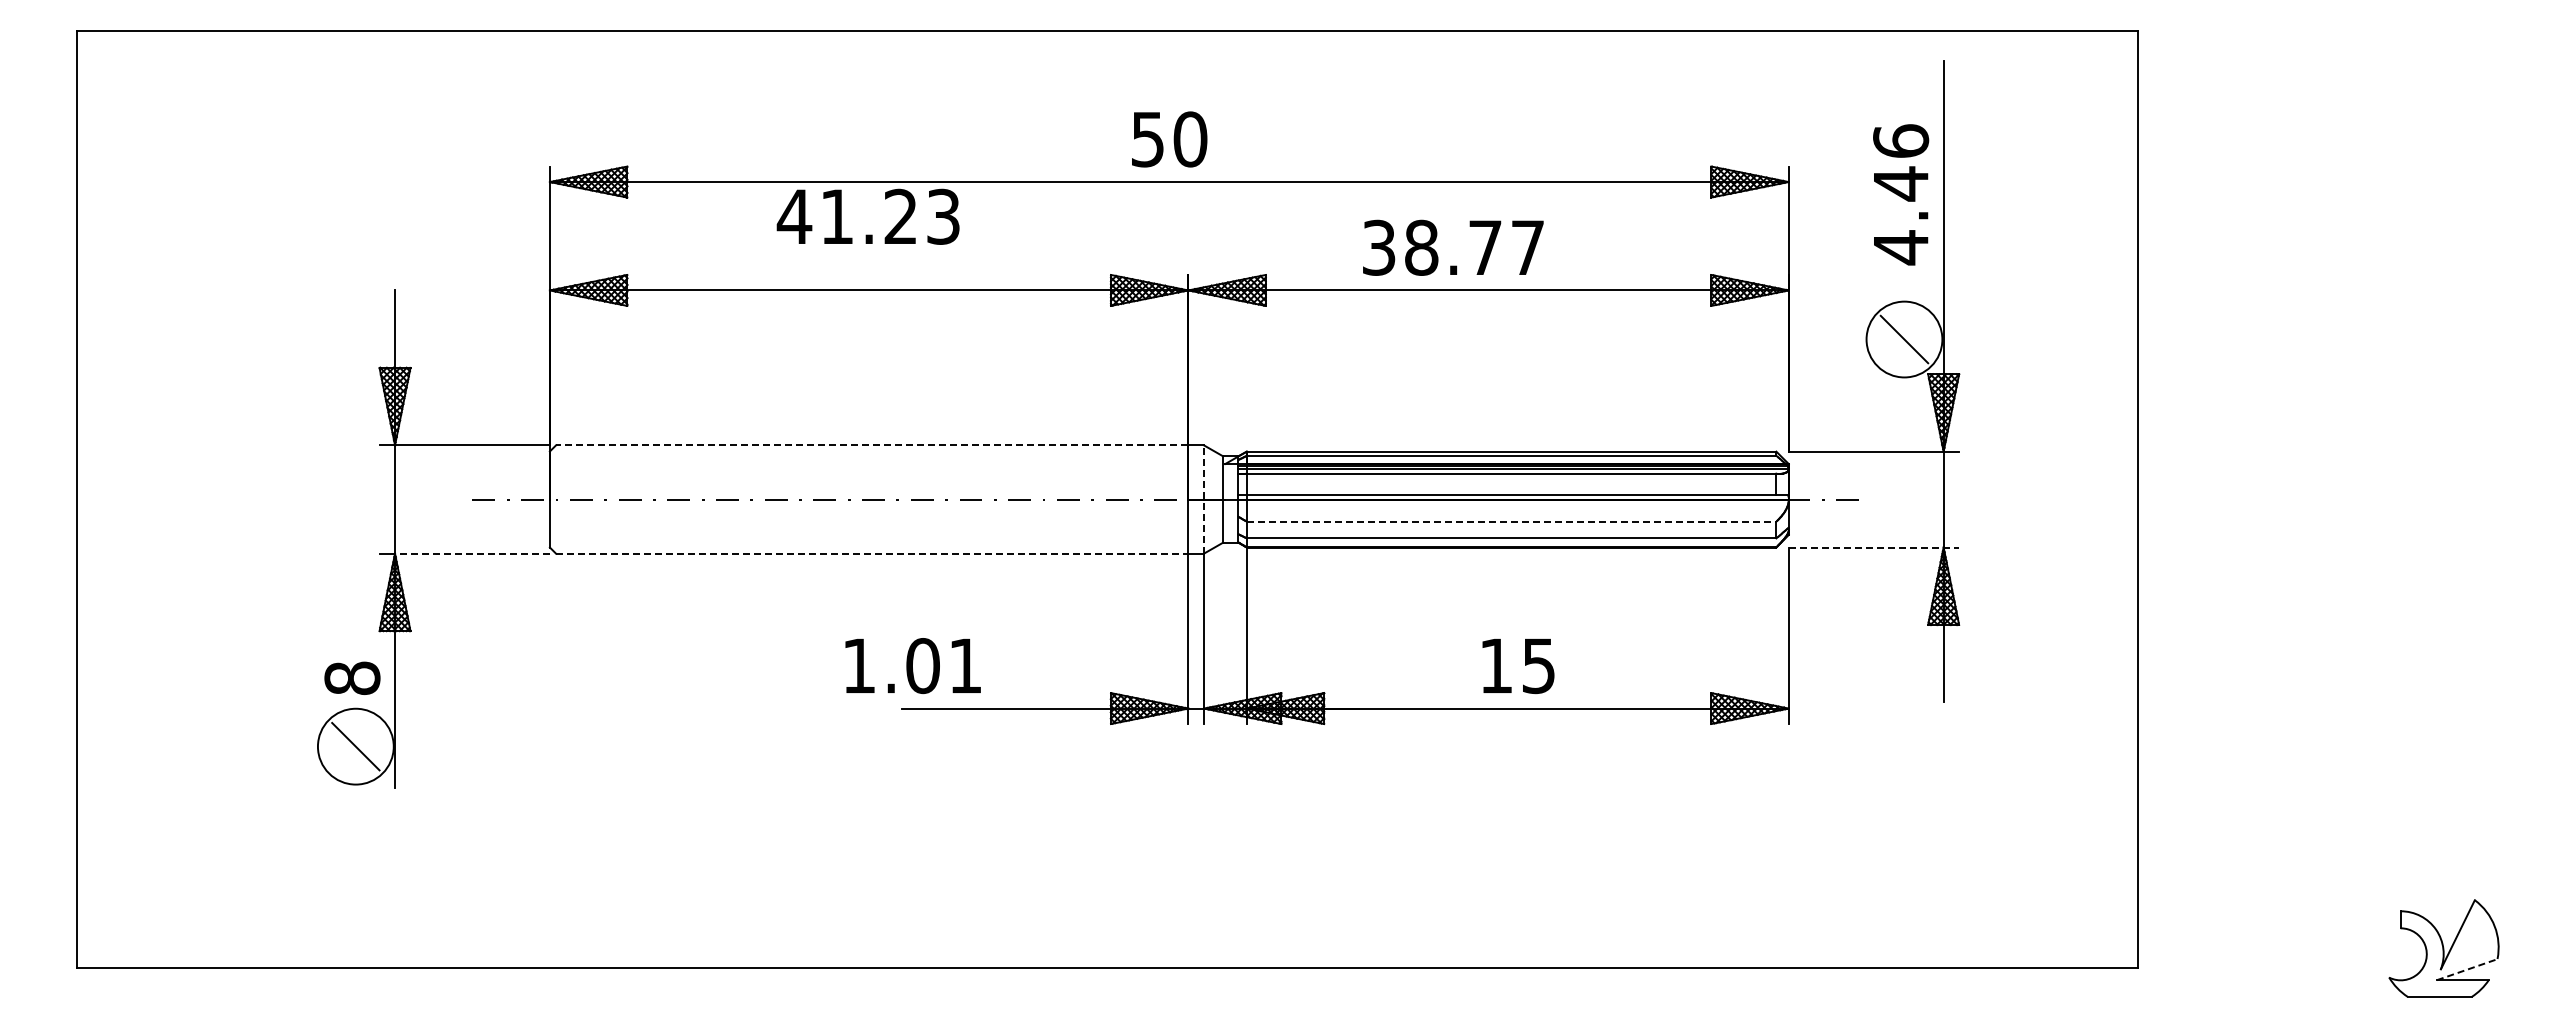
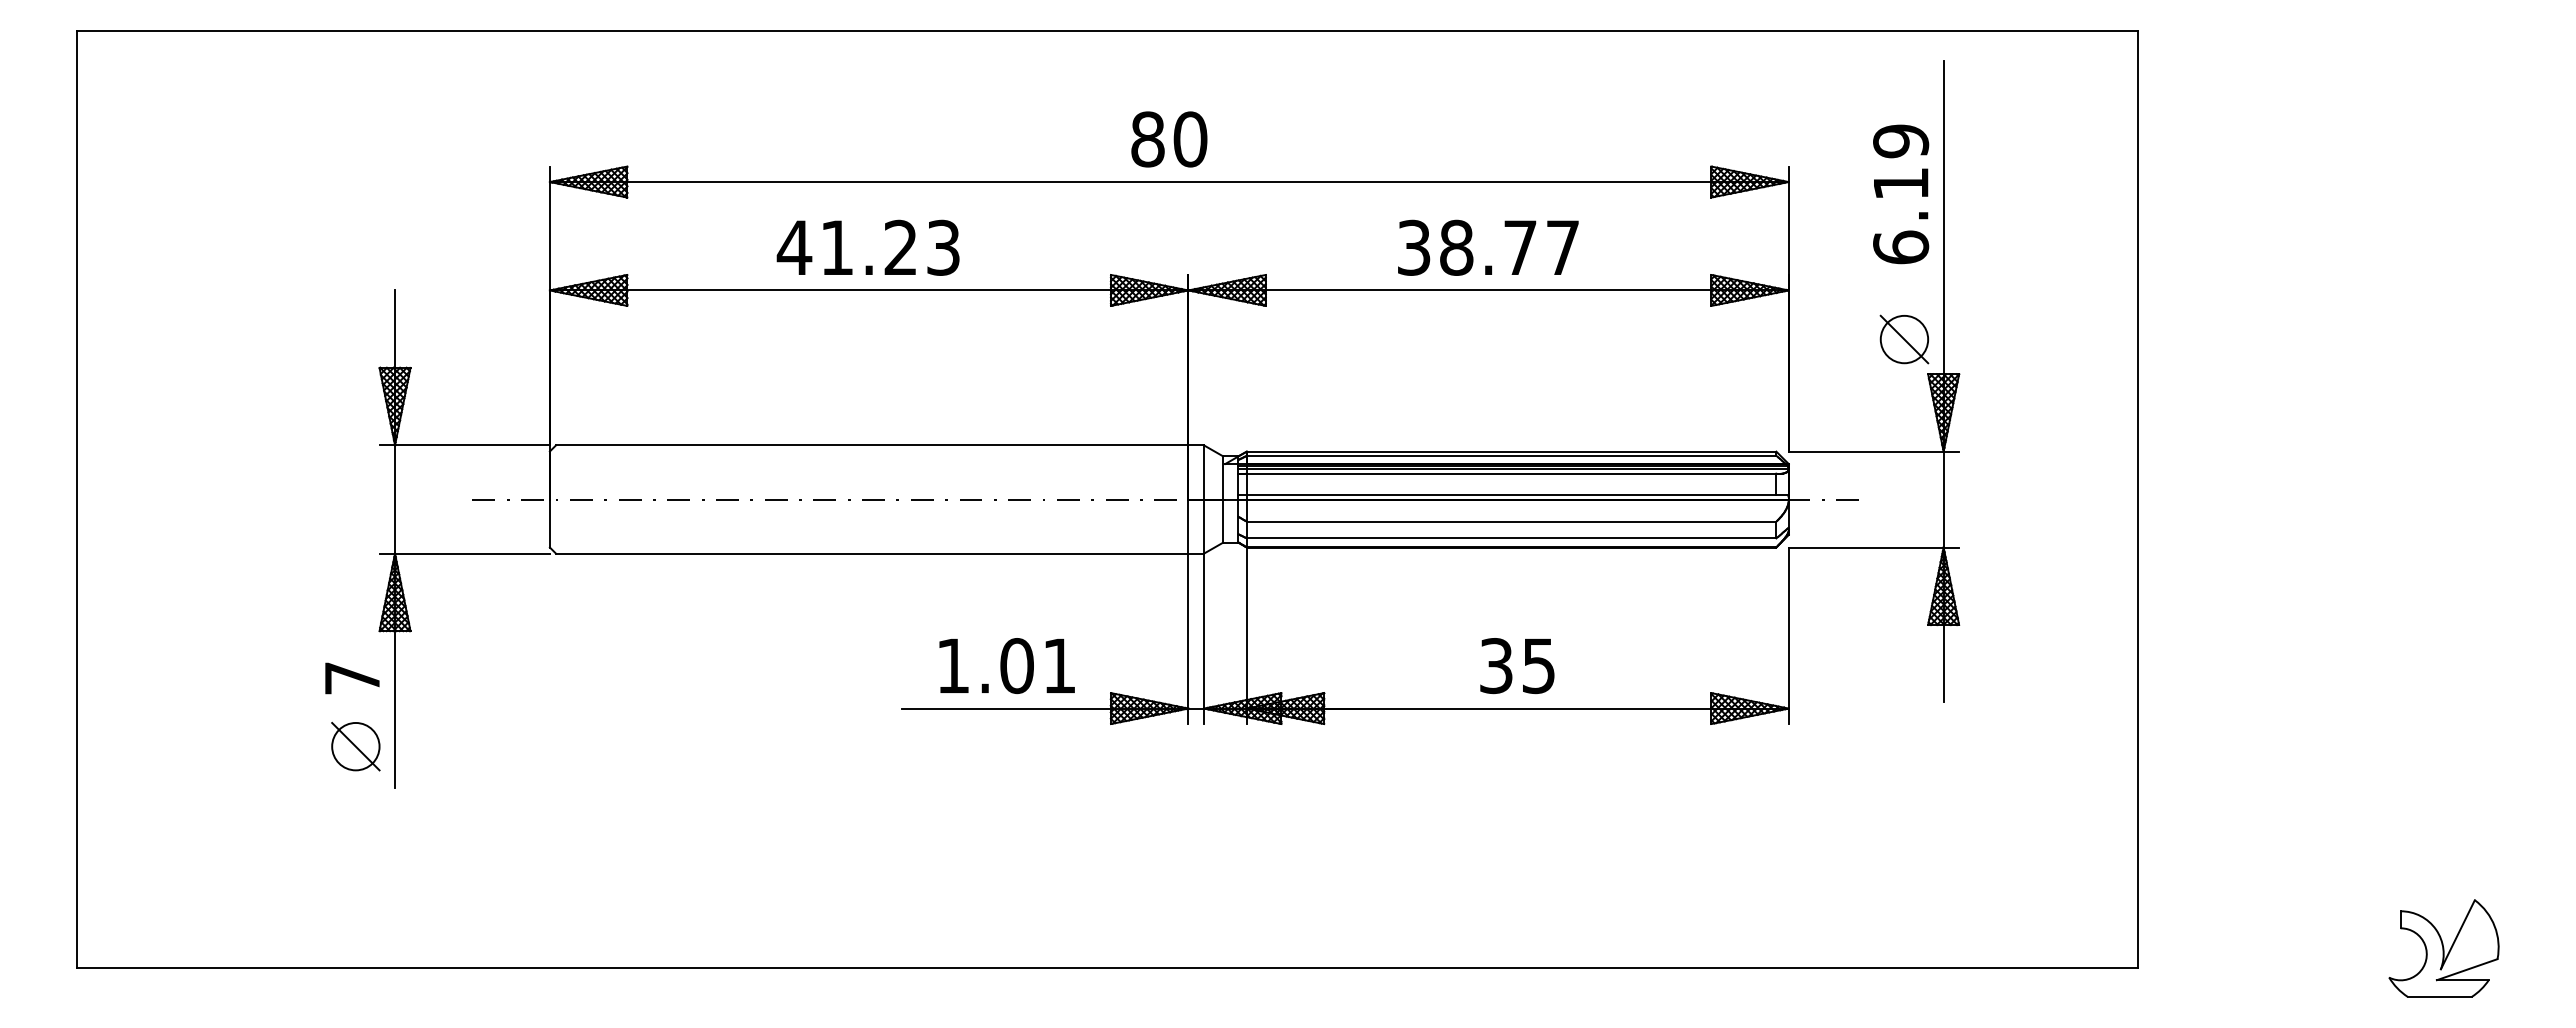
text: 50 -> 80 (1147, 139)
text: 4.46 -> 6.19 (1901, 194)
text position: (867, 216) -> (867, 247) (867, 247)
text position: (1453, 247) -> (1488, 247) (1488, 247)
circle diameter: 76 px -> 47 px (1904, 339)
line: dashed -> solid (871, 445)
line: dashed -> solid (1203, 499)
line: dashed -> solid (1511, 521)
line: dashed -> solid (1874, 547)
line: dashed -> solid (471, 553)
line: dashed -> solid (872, 553)
text position: (912, 666) -> (1006, 666) (1006, 666)
text: 15 -> 35 (1496, 666)
text: 8 -> 7 (352, 678)
circle diameter: 76 px -> 47 px (355, 746)
line: dashed -> solid (2467, 969)
